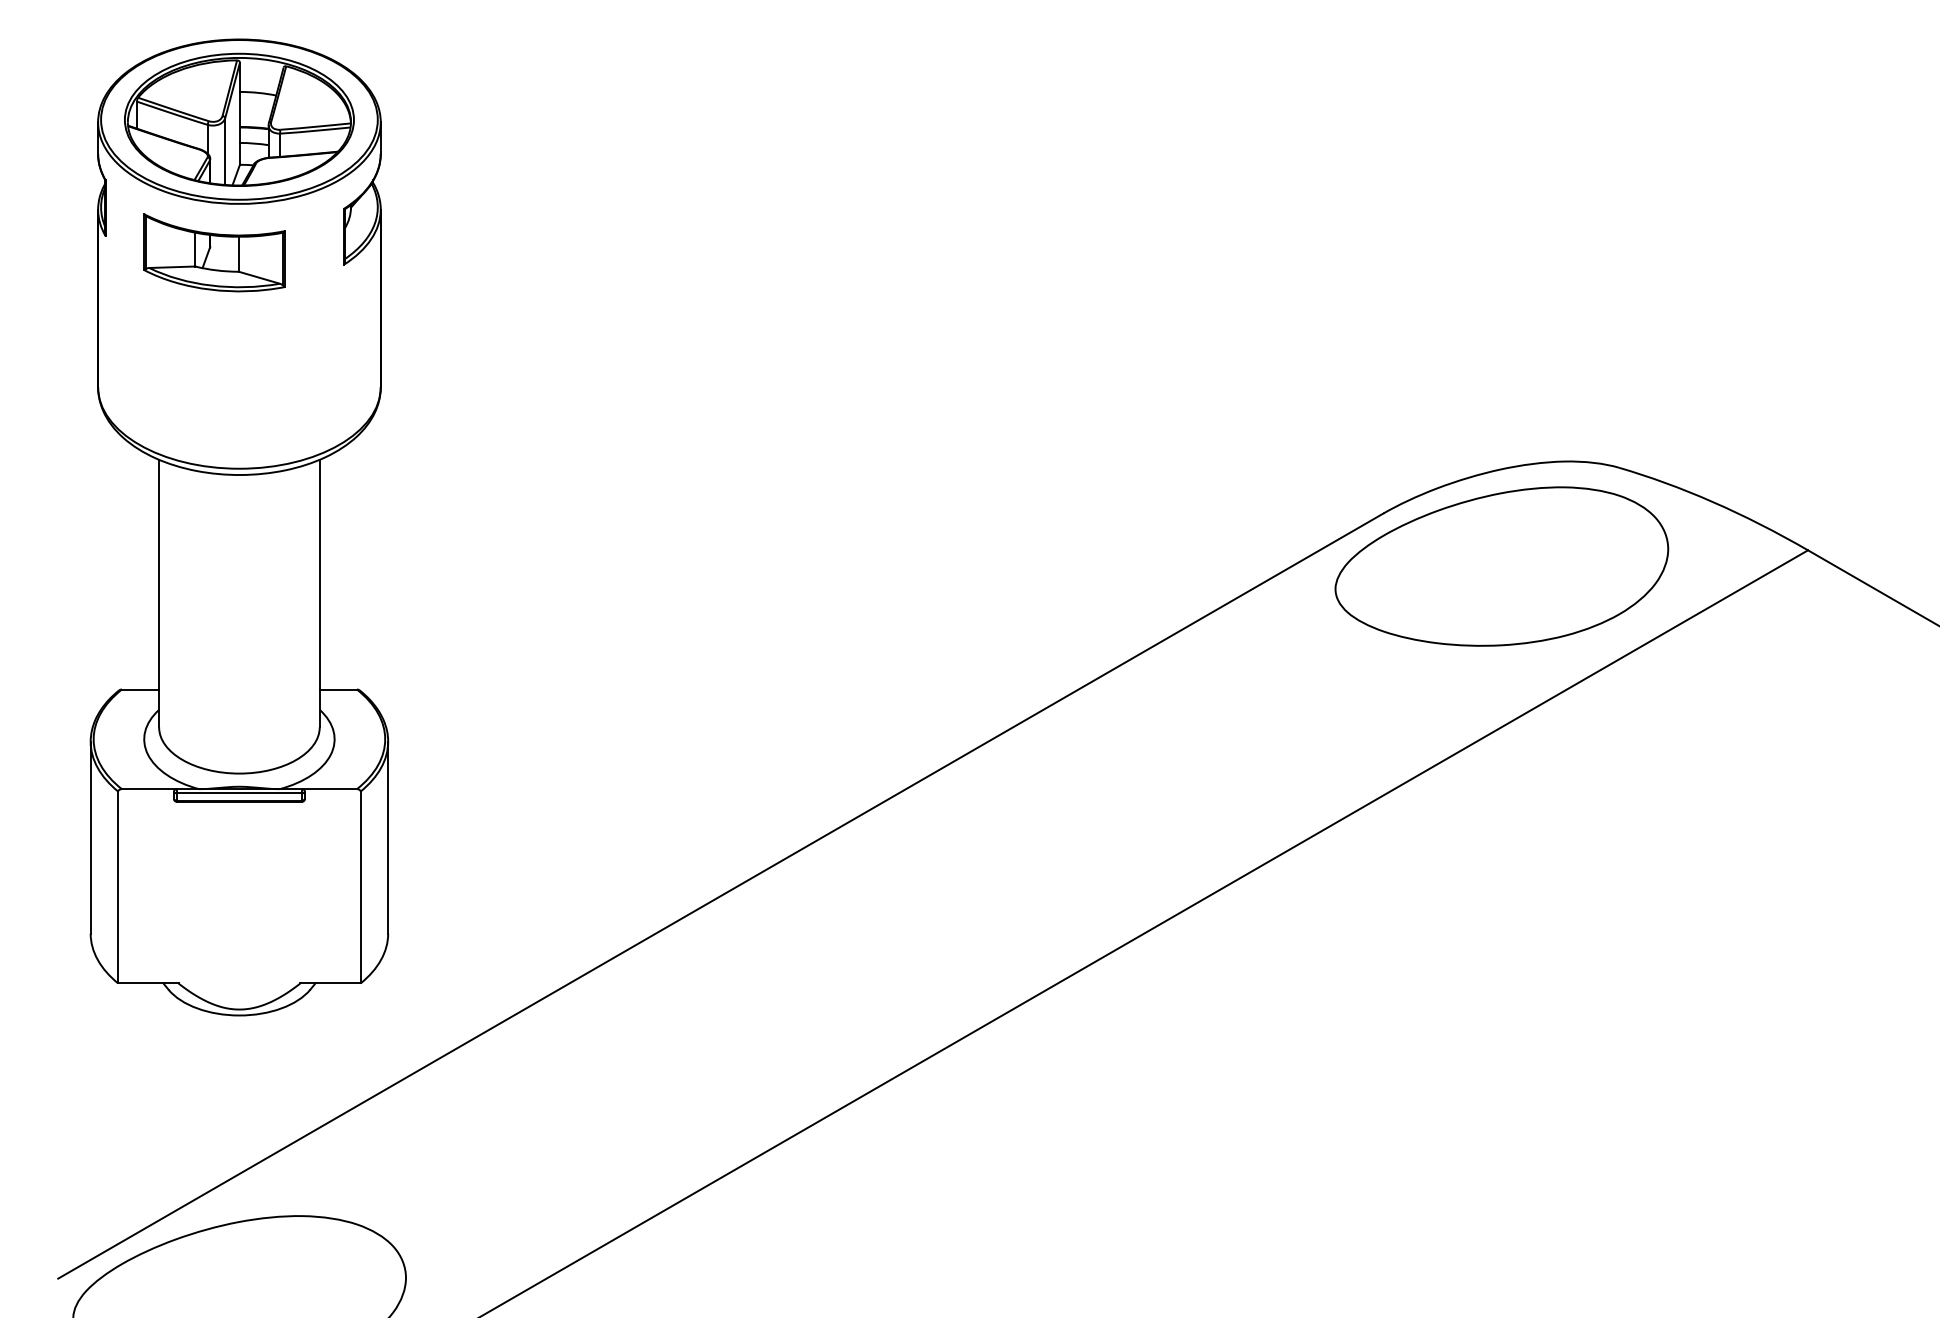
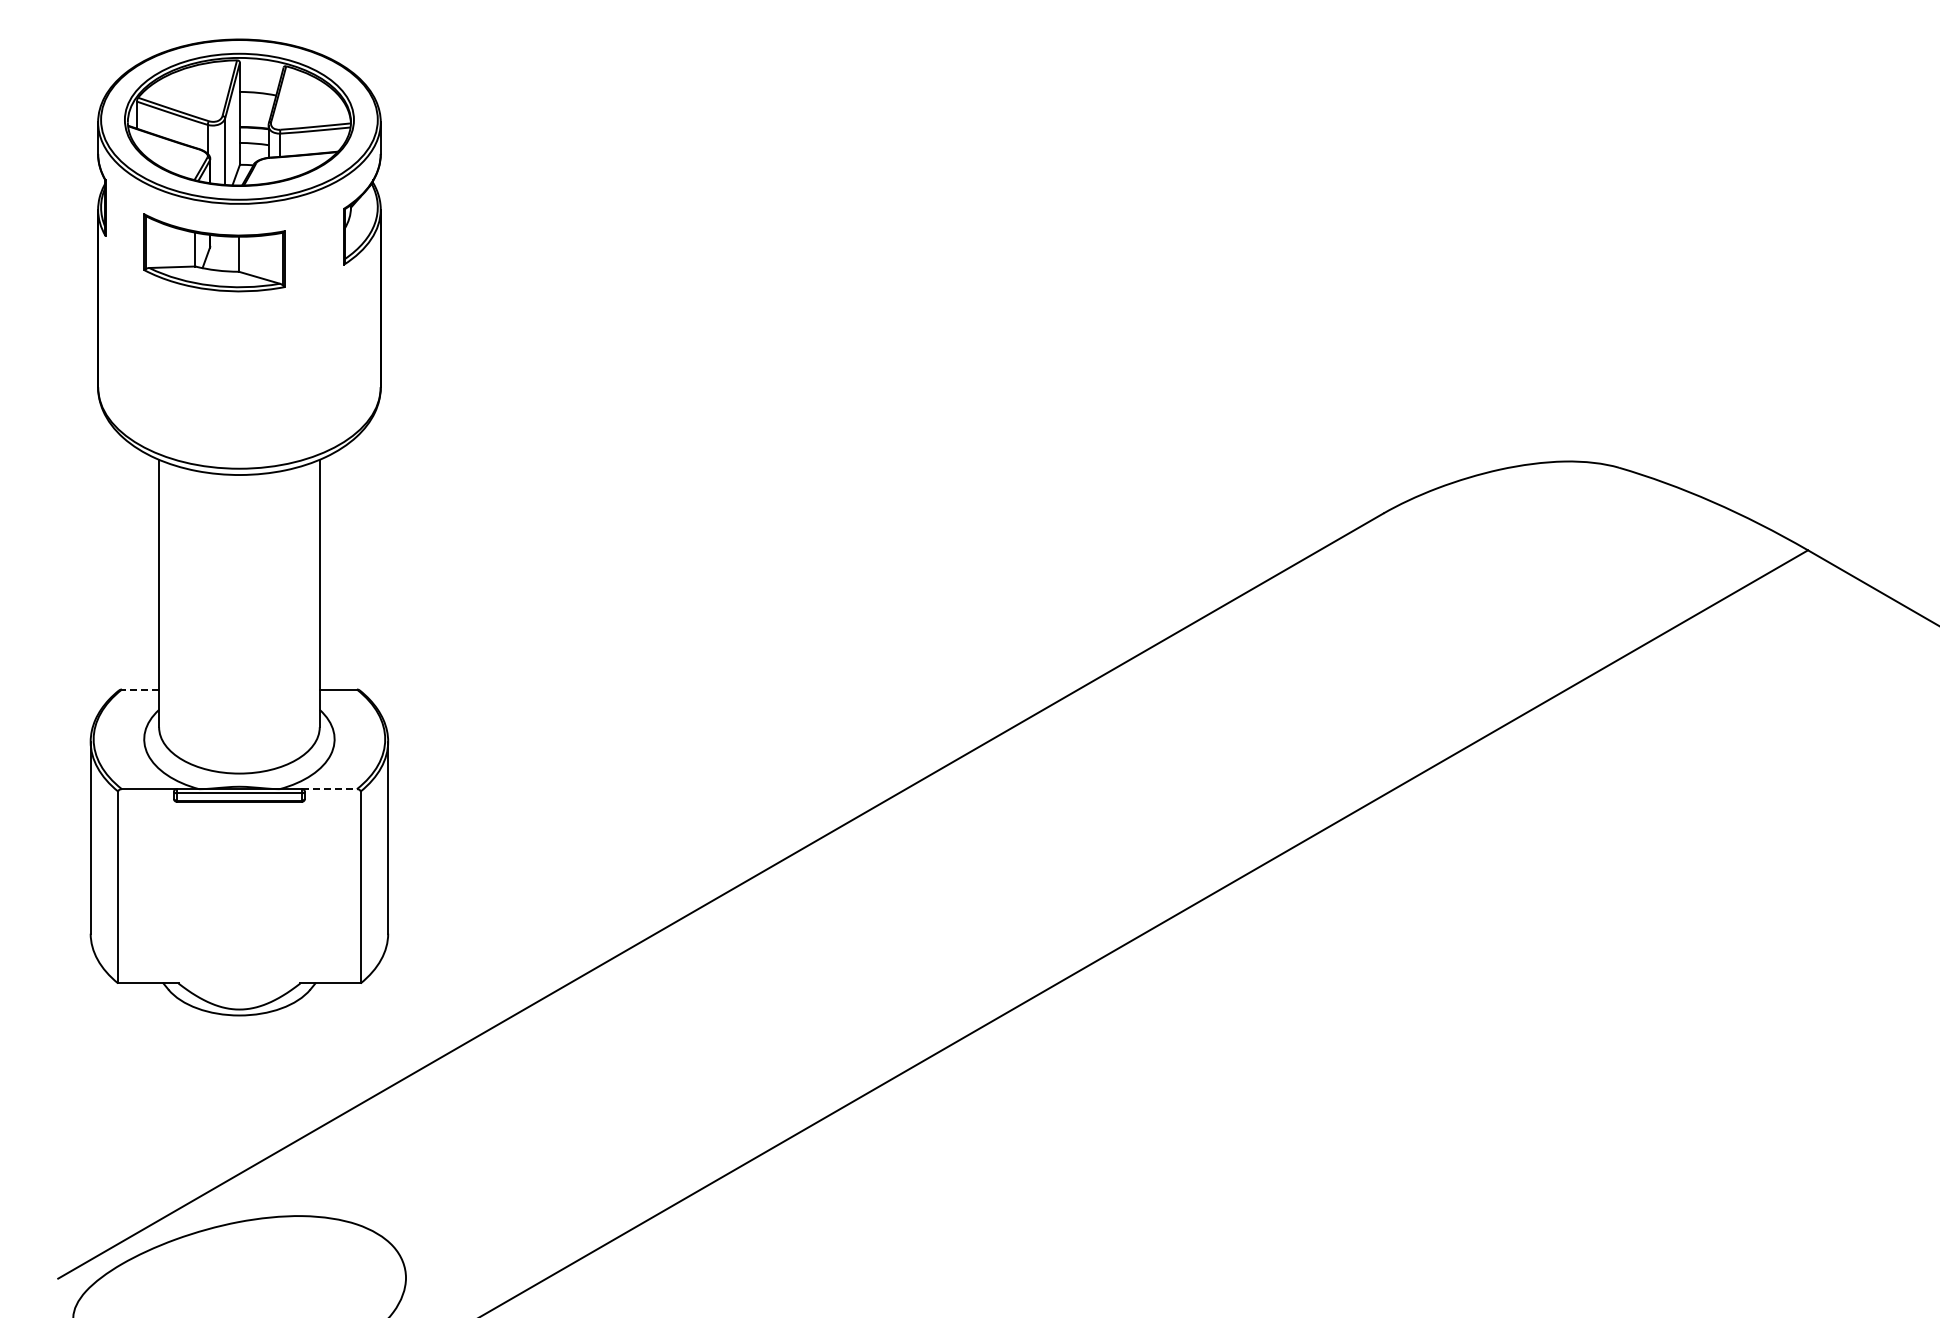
part: present -> none (1501, 566)
line: solid -> dashed (140, 689)
line: solid -> dashed (329, 789)
